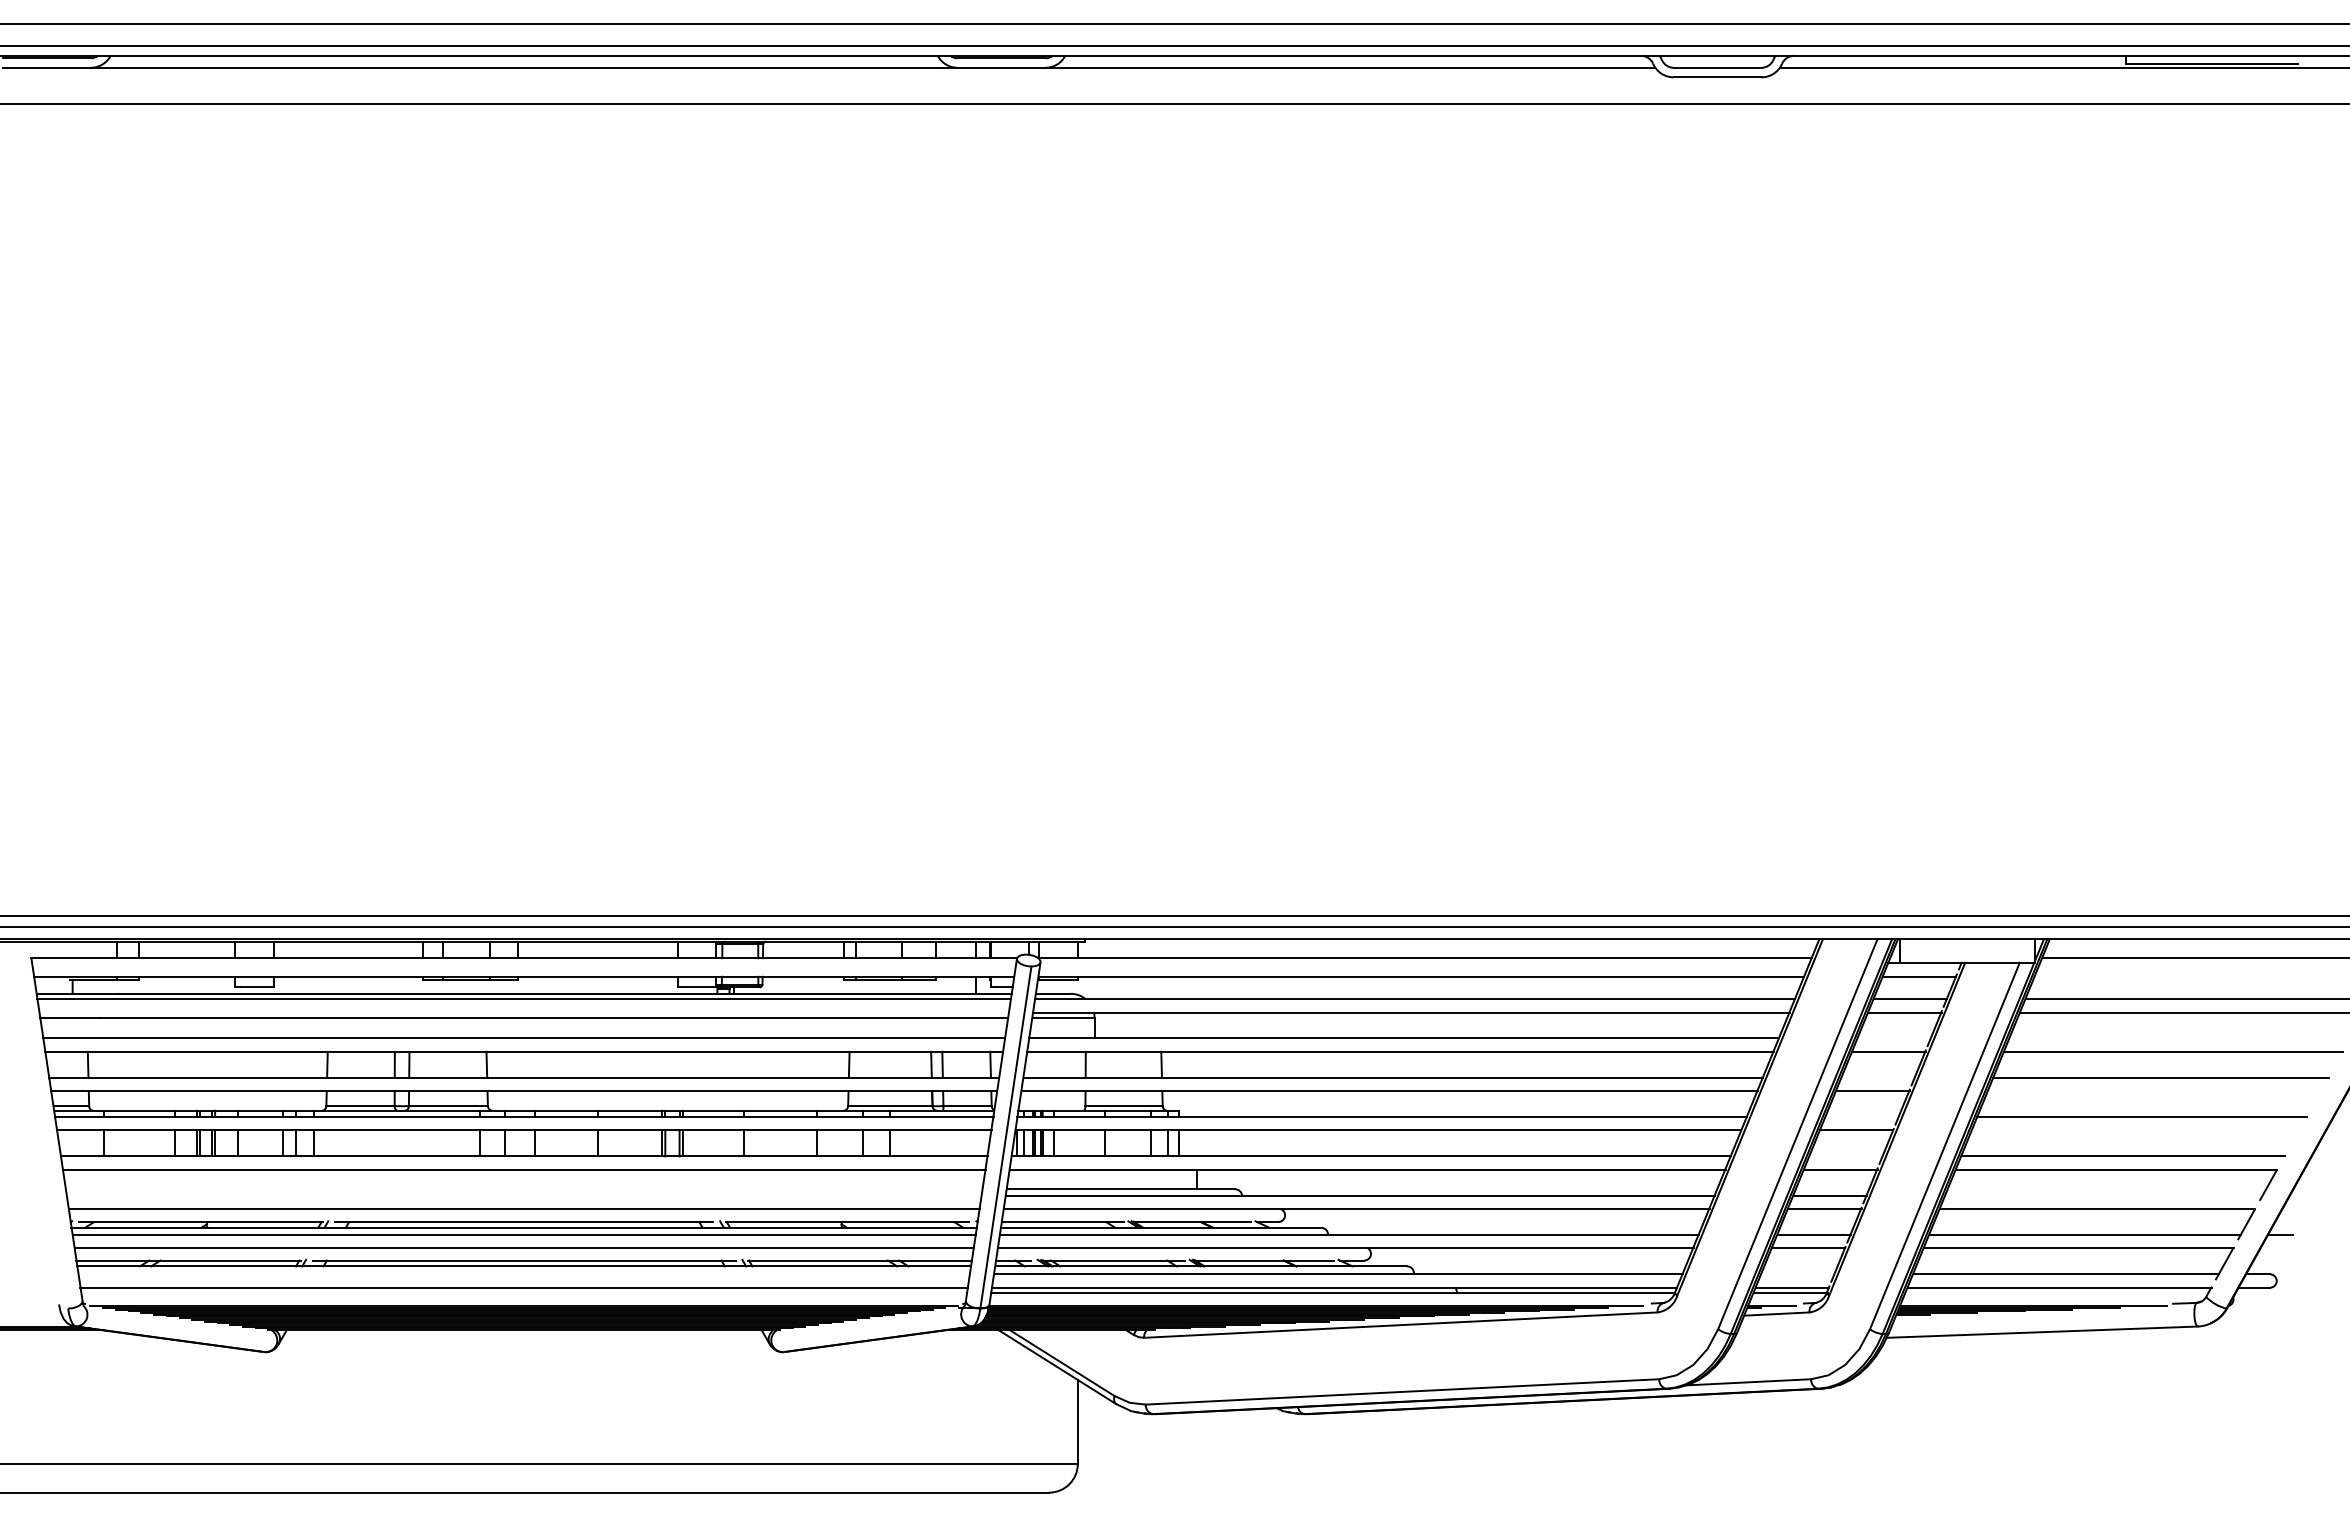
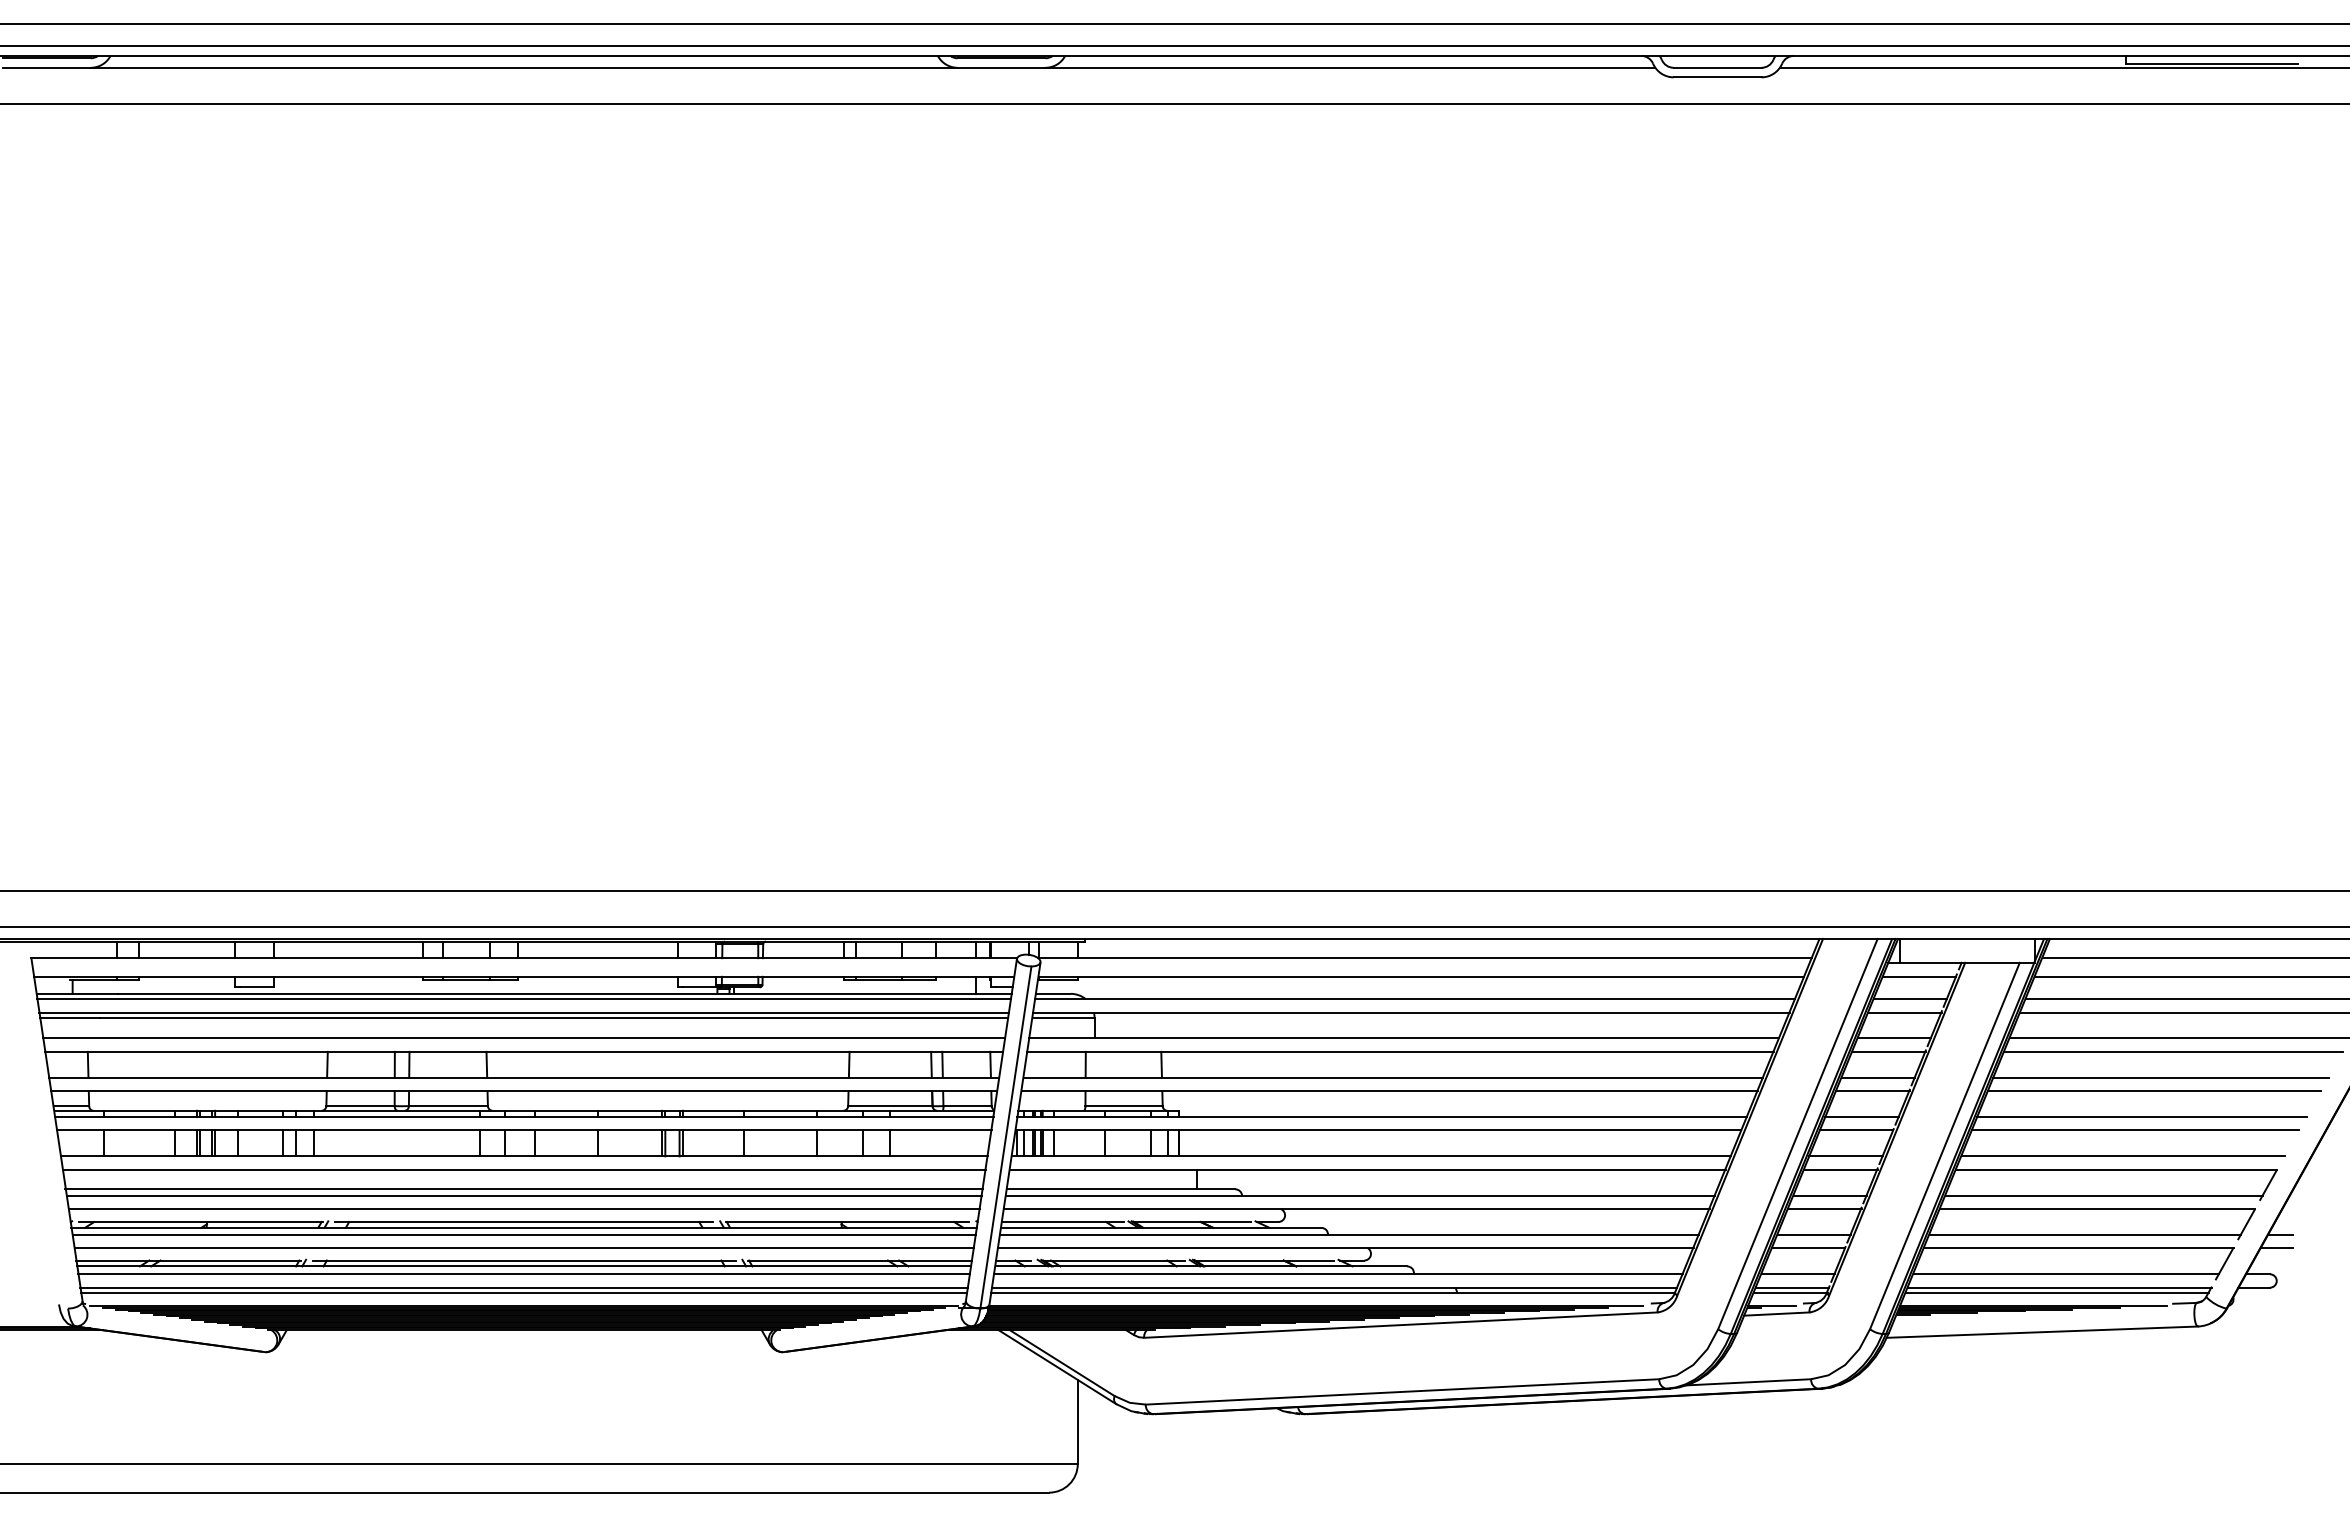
line position: (1174, 916) -> (1174, 891) (1174, 891)
line: none -> present (2190, 976)
line: none -> present (524, 1012)
line: none -> present (1894, 1038)
line: none -> present (2177, 1038)
line: none -> present (1877, 1077)
line: none -> present (2154, 1091)
line: none -> present (1861, 1117)
line: none -> present (2135, 1130)
line: none -> present (1845, 1156)
line: none -> present (523, 1189)
line: none -> present (523, 1195)
line: none -> present (2103, 1195)
line: none -> present (2276, 1248)
line: none -> present (524, 1274)
line: none -> present (1797, 1274)
line: none -> present (524, 1292)
line: none -> present (2056, 1292)
